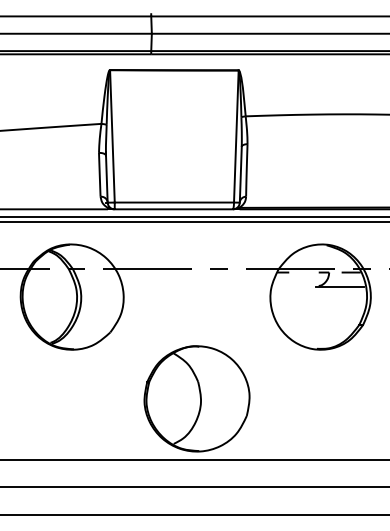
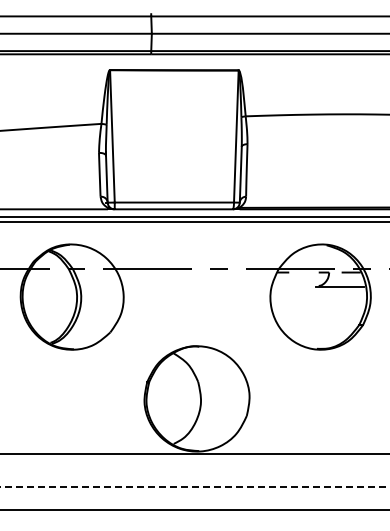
line position: (194, 459) -> (194, 453) (194, 453)
line: solid -> dashed (194, 486)
line position: (194, 514) -> (194, 509) (194, 509)
